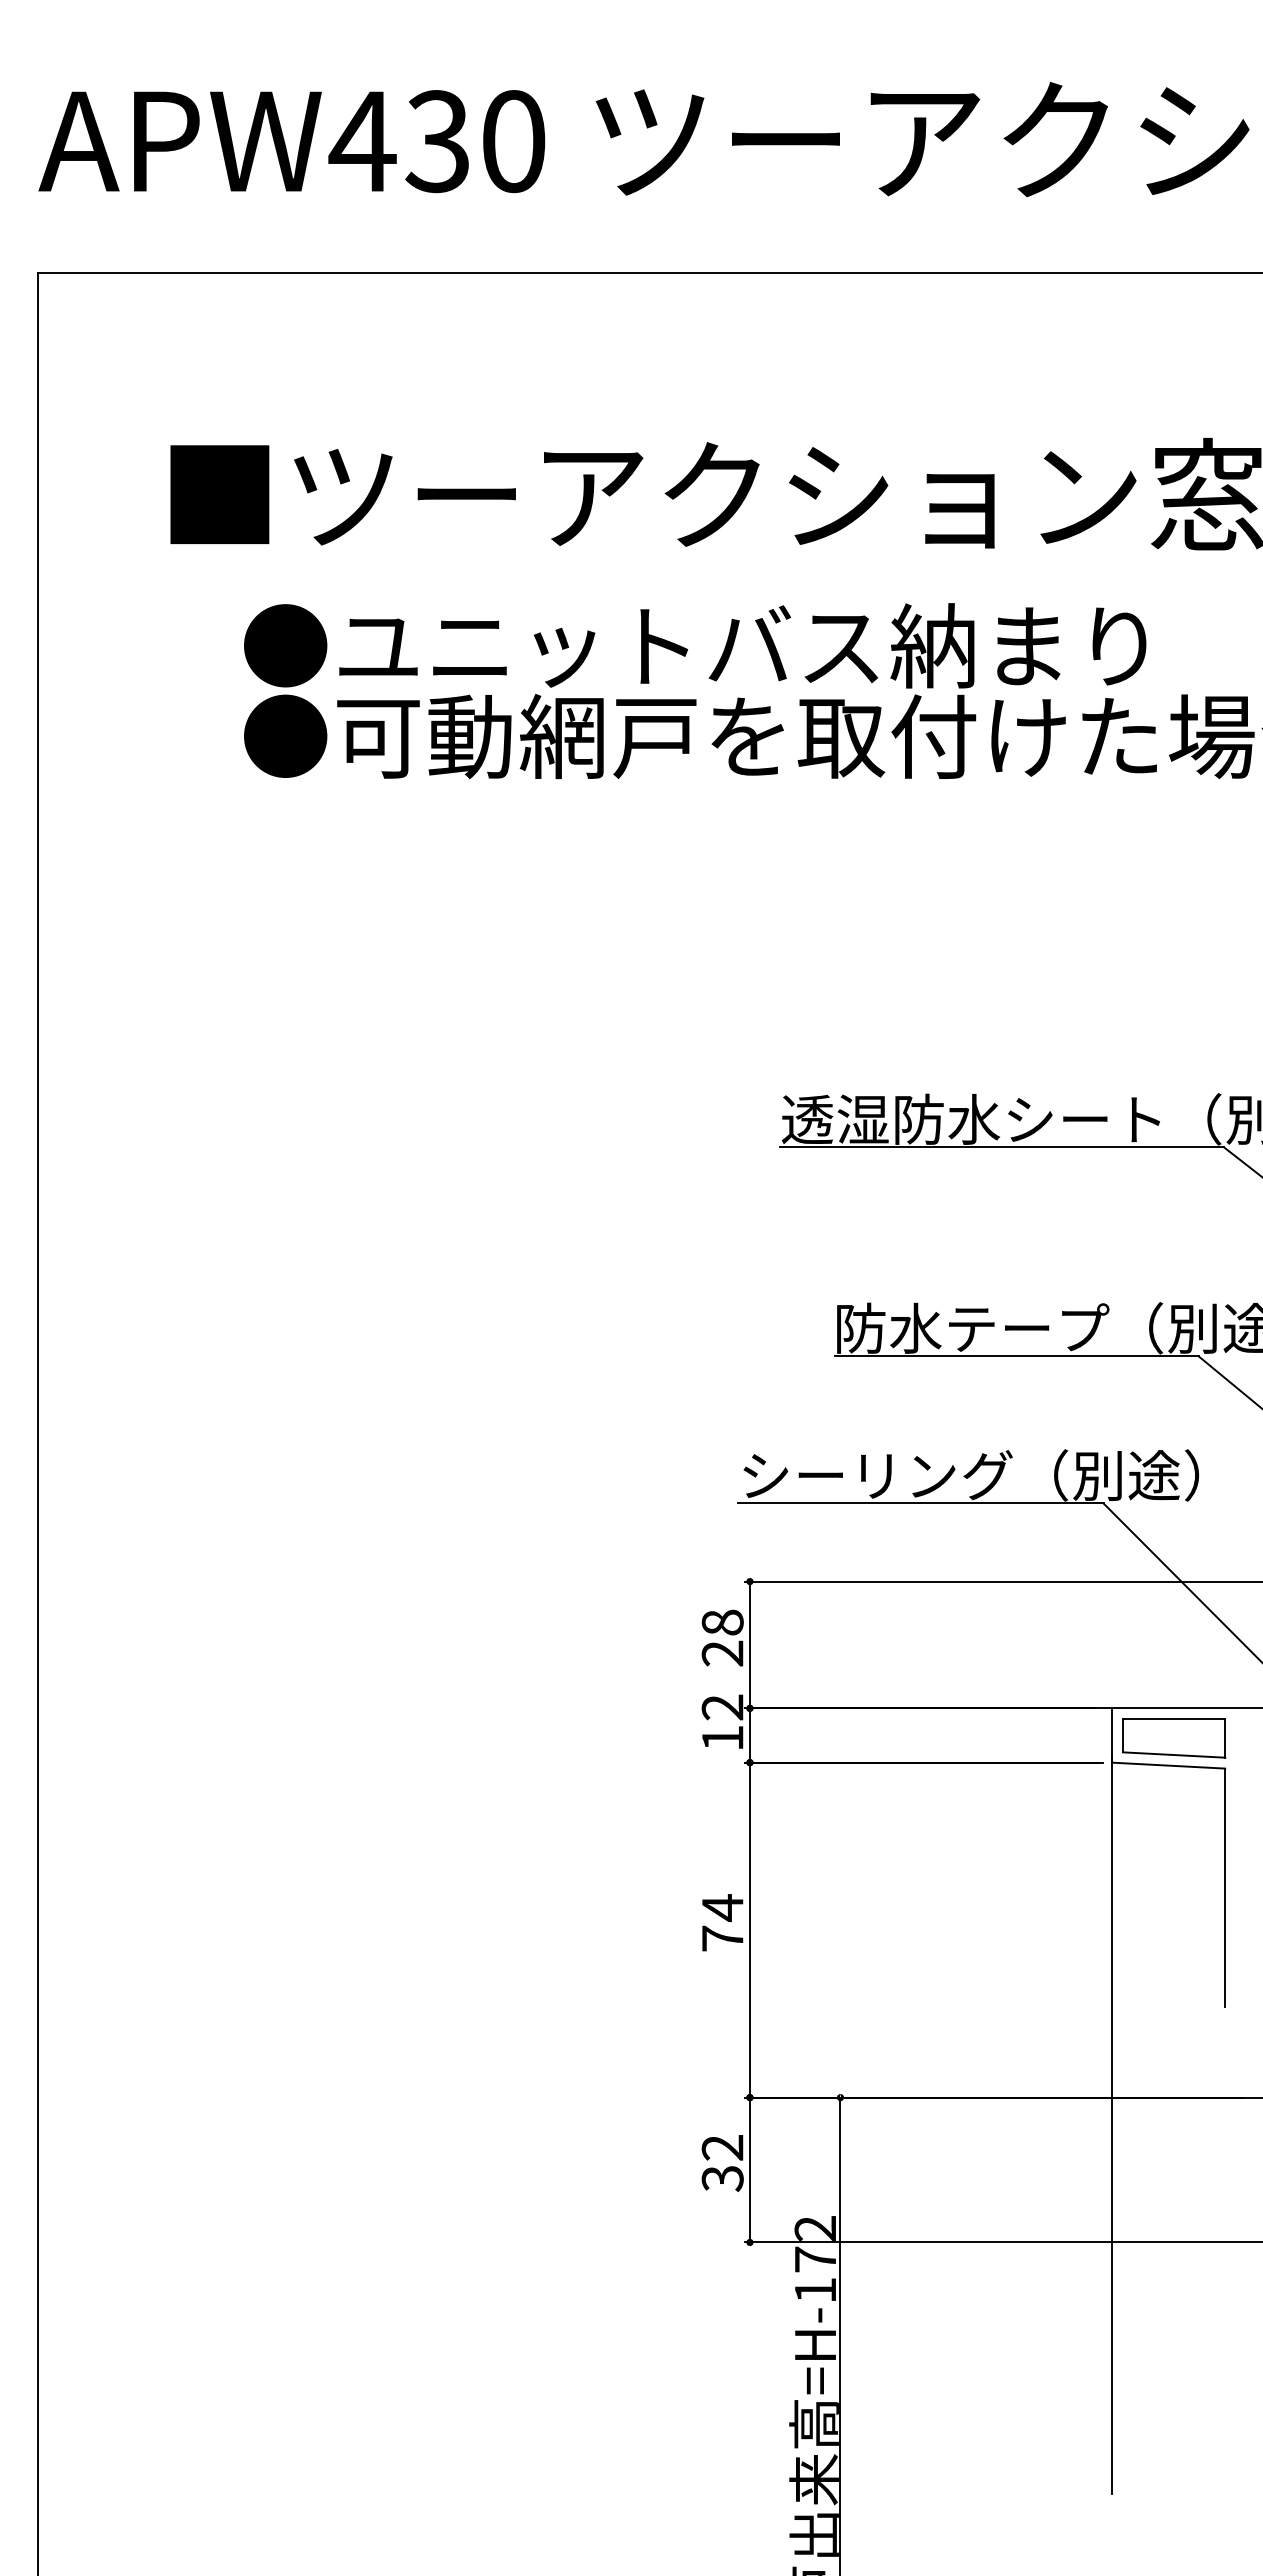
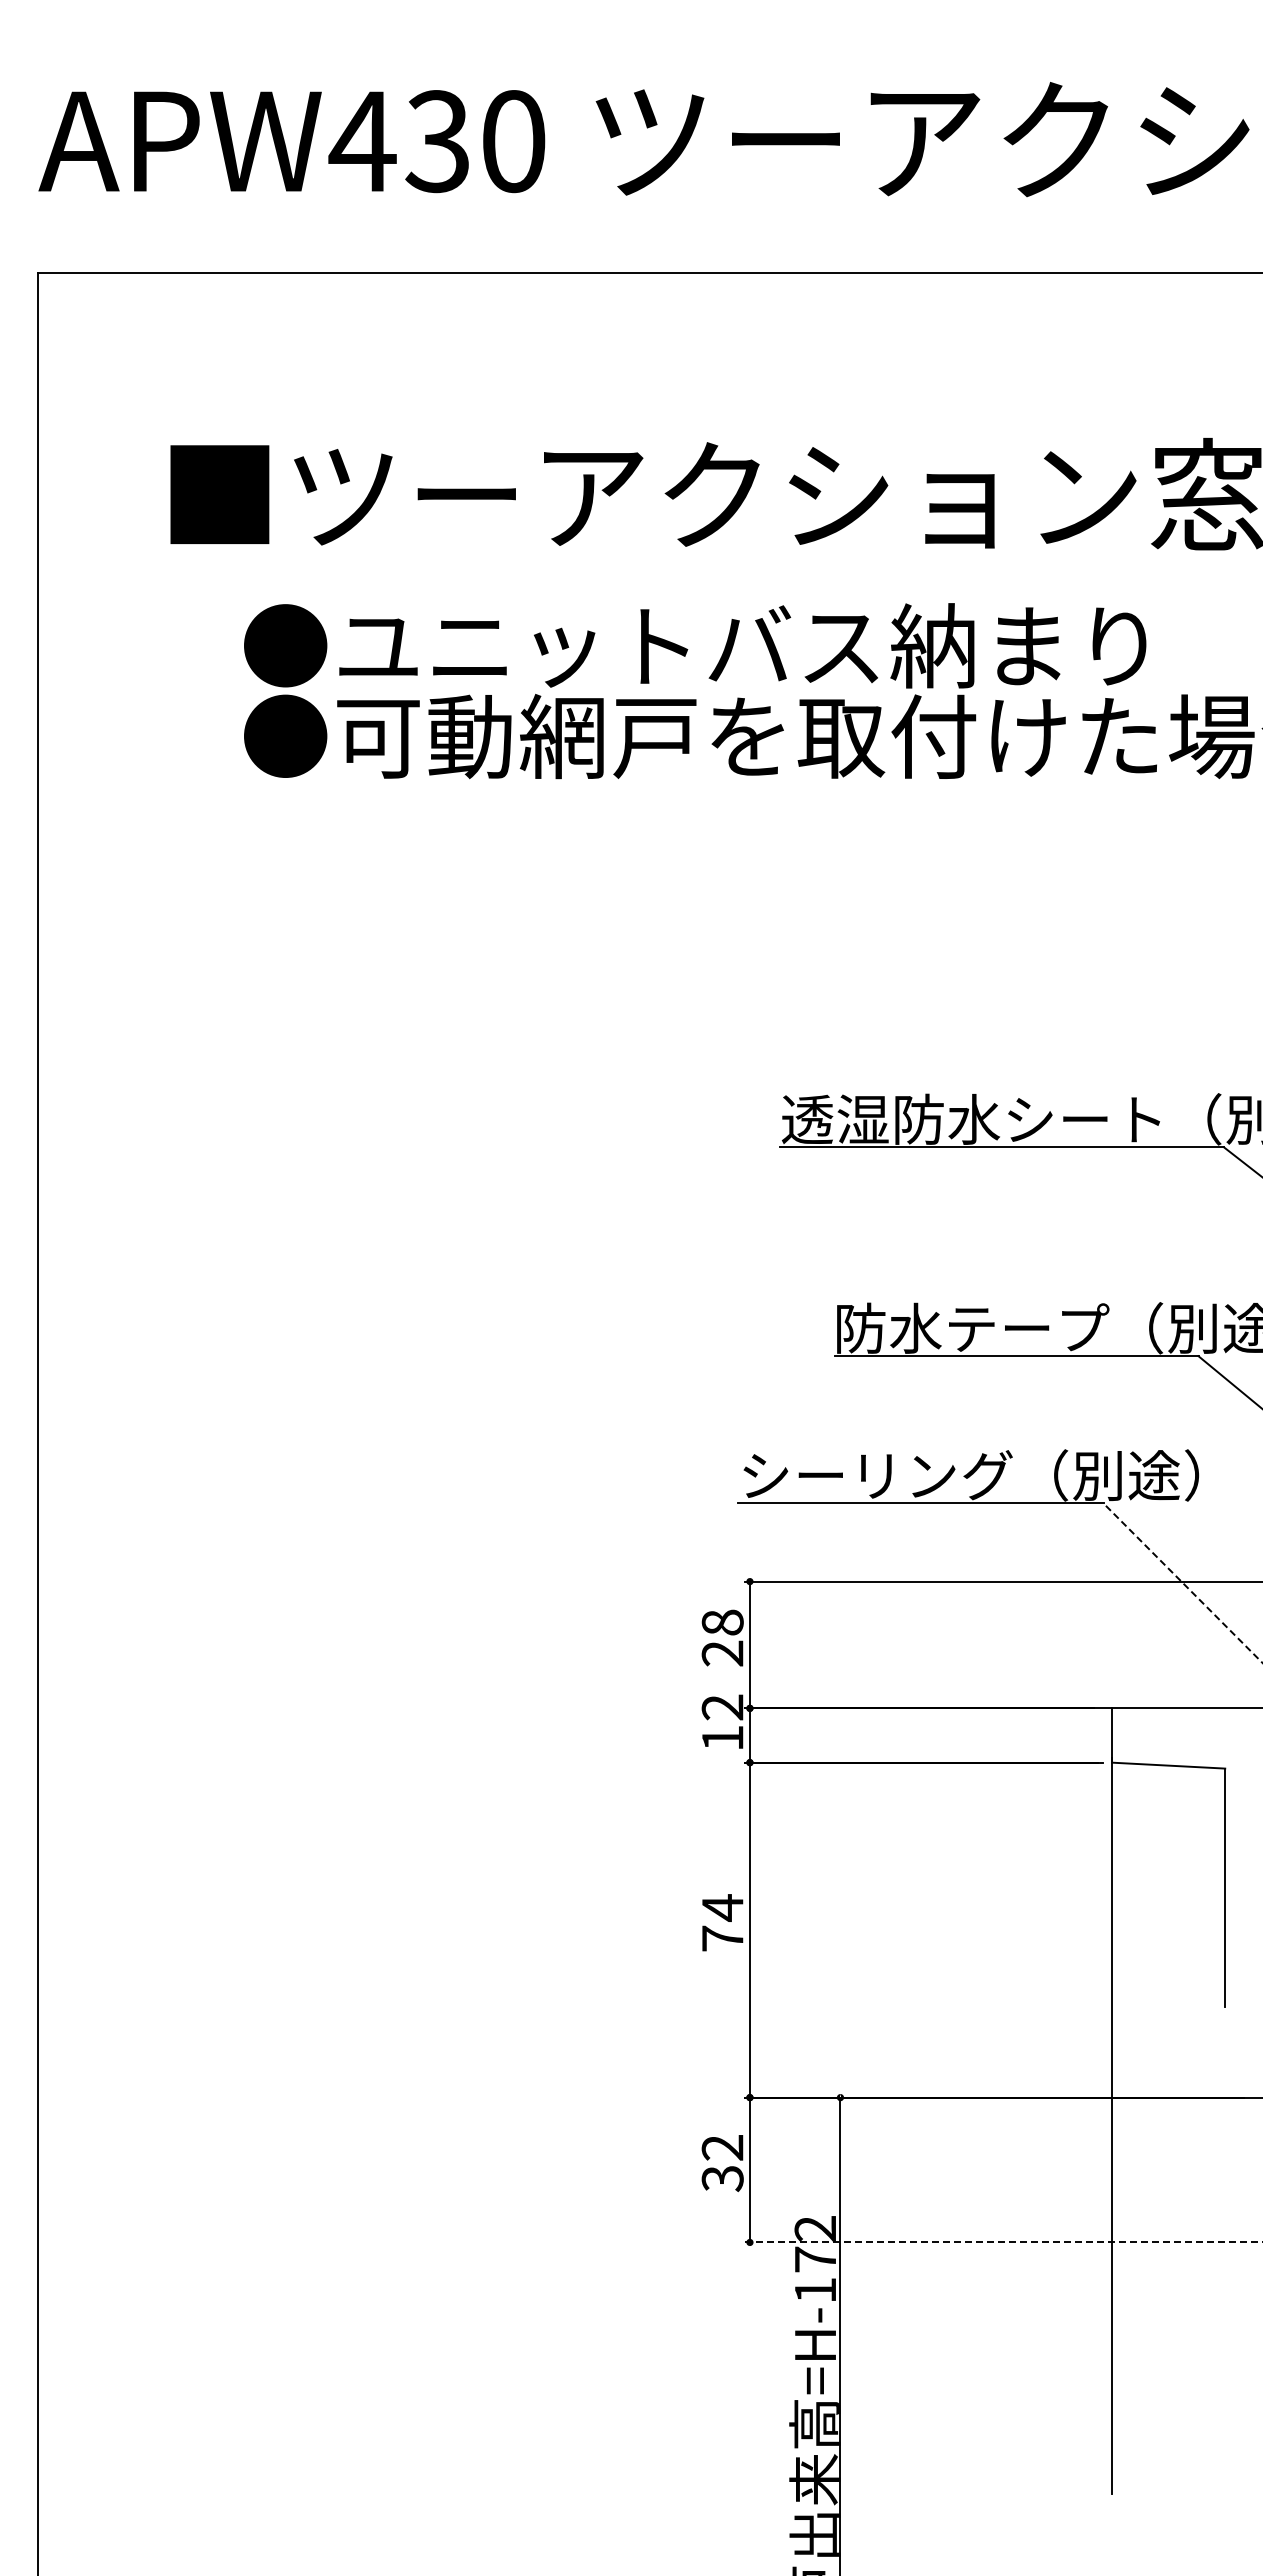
line: solid -> dashed (1183, 1583)
part: present -> none (1174, 1738)
line: solid -> dashed (1003, 2242)
